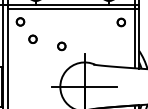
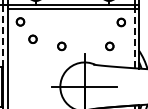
line: solid -> dashed (3, 35)
line: solid -> dashed (134, 38)
part: none -> present (109, 46)
